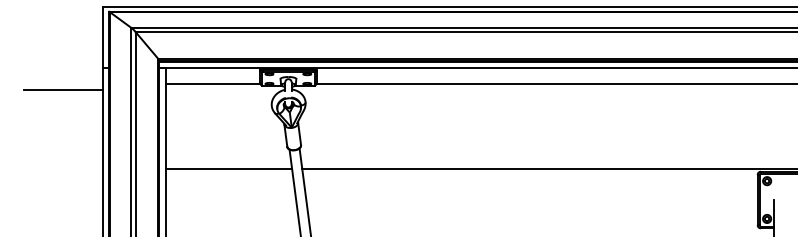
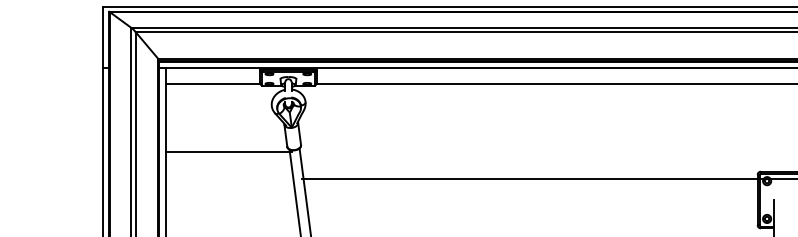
line: present -> none (62, 89)
line position: (228, 168) -> (228, 151) (228, 151)
line position: (548, 168) -> (548, 178) (548, 178)
